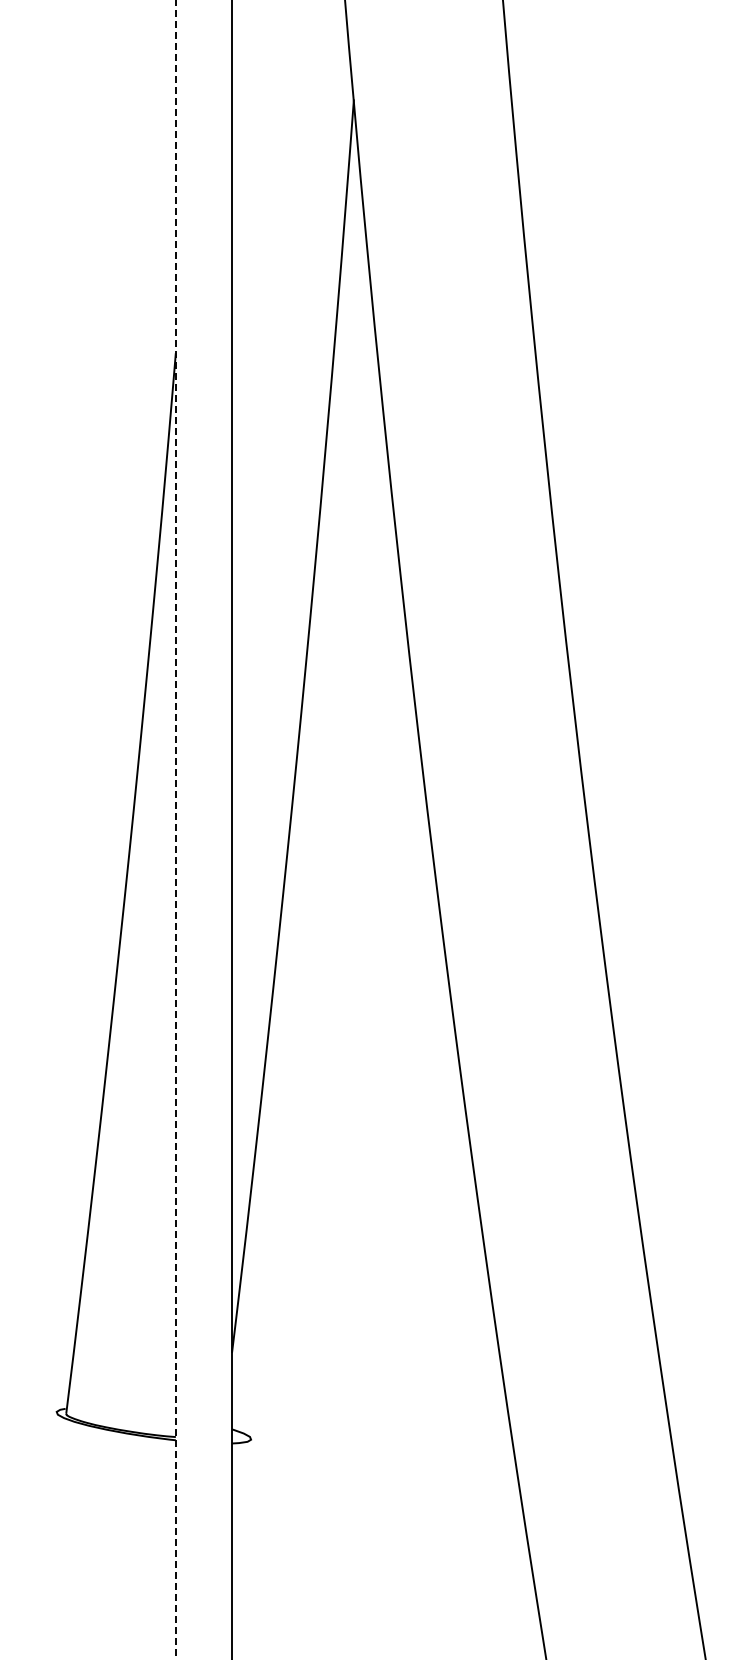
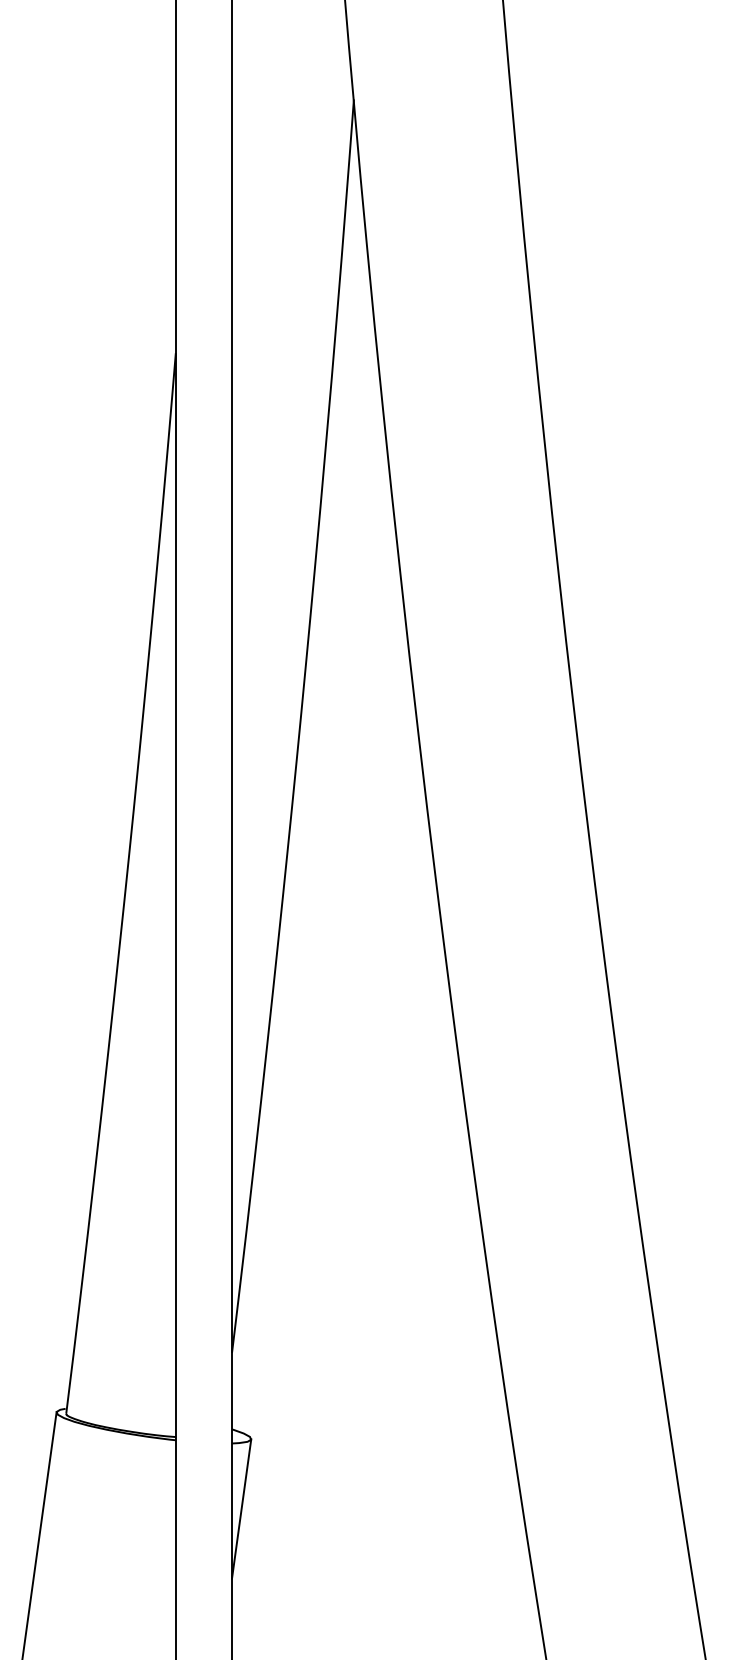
line: dashed -> solid (175, 830)
line: none -> present (241, 1508)
line: none -> present (39, 1534)
